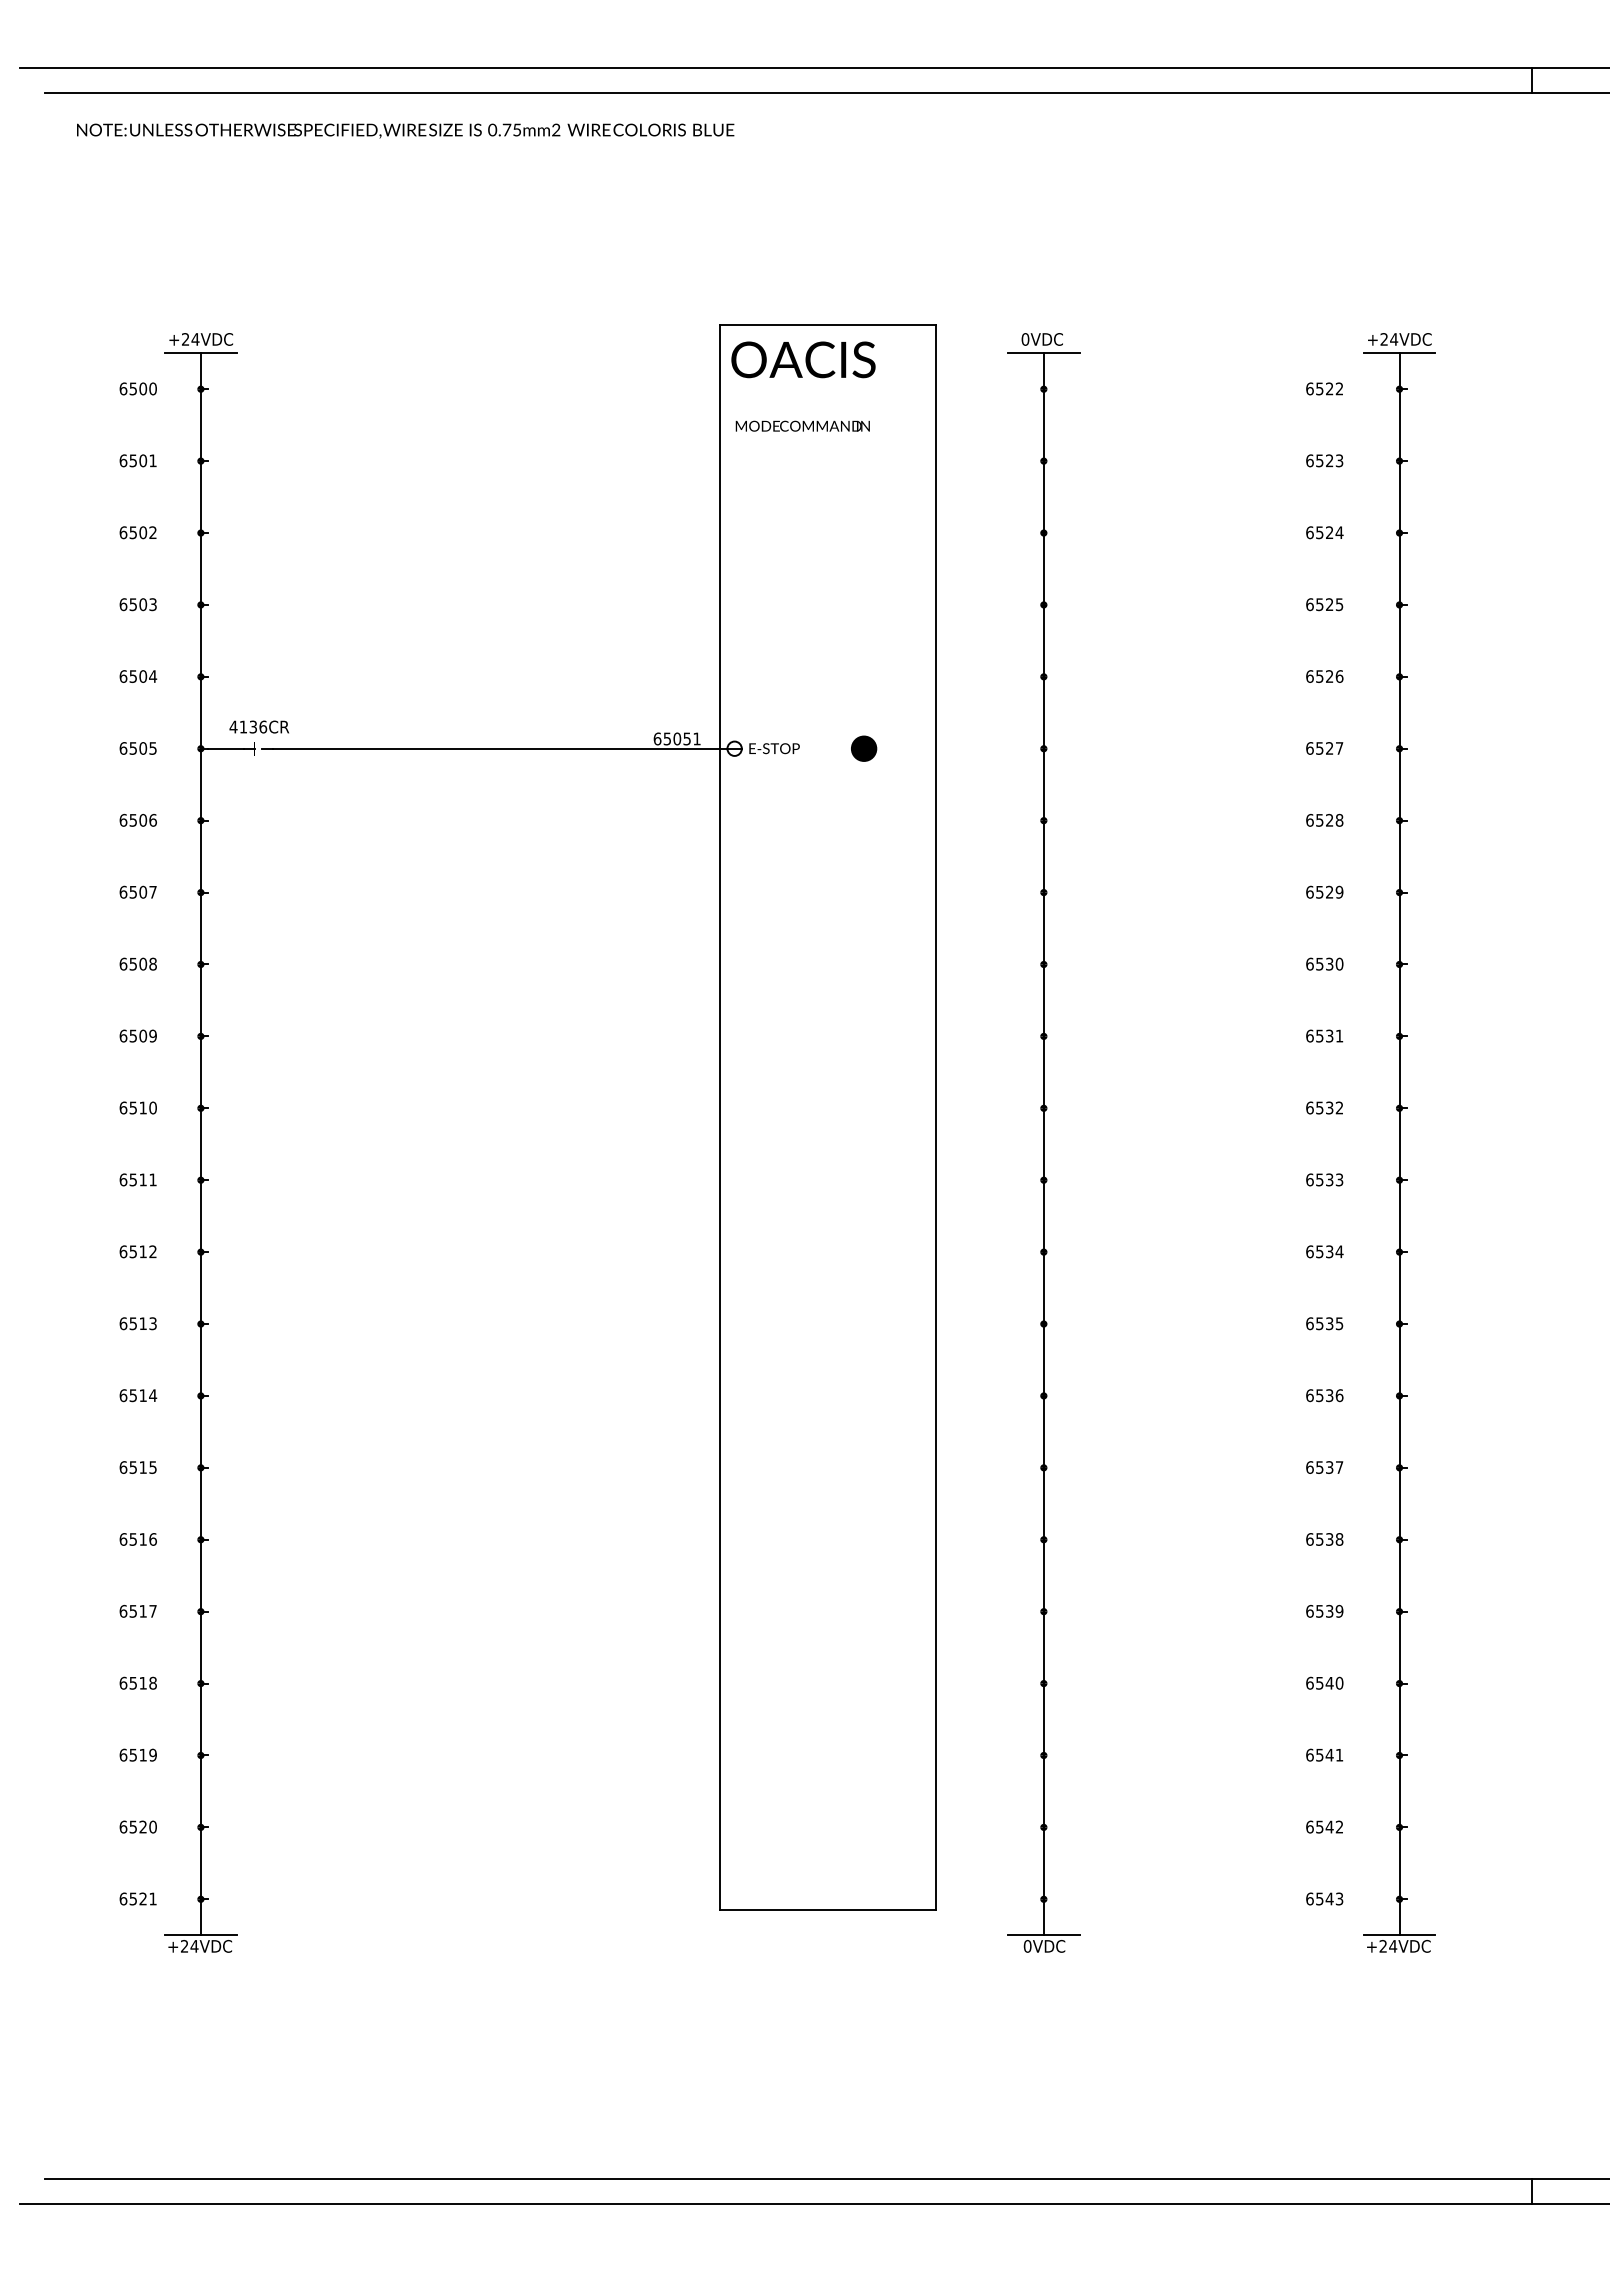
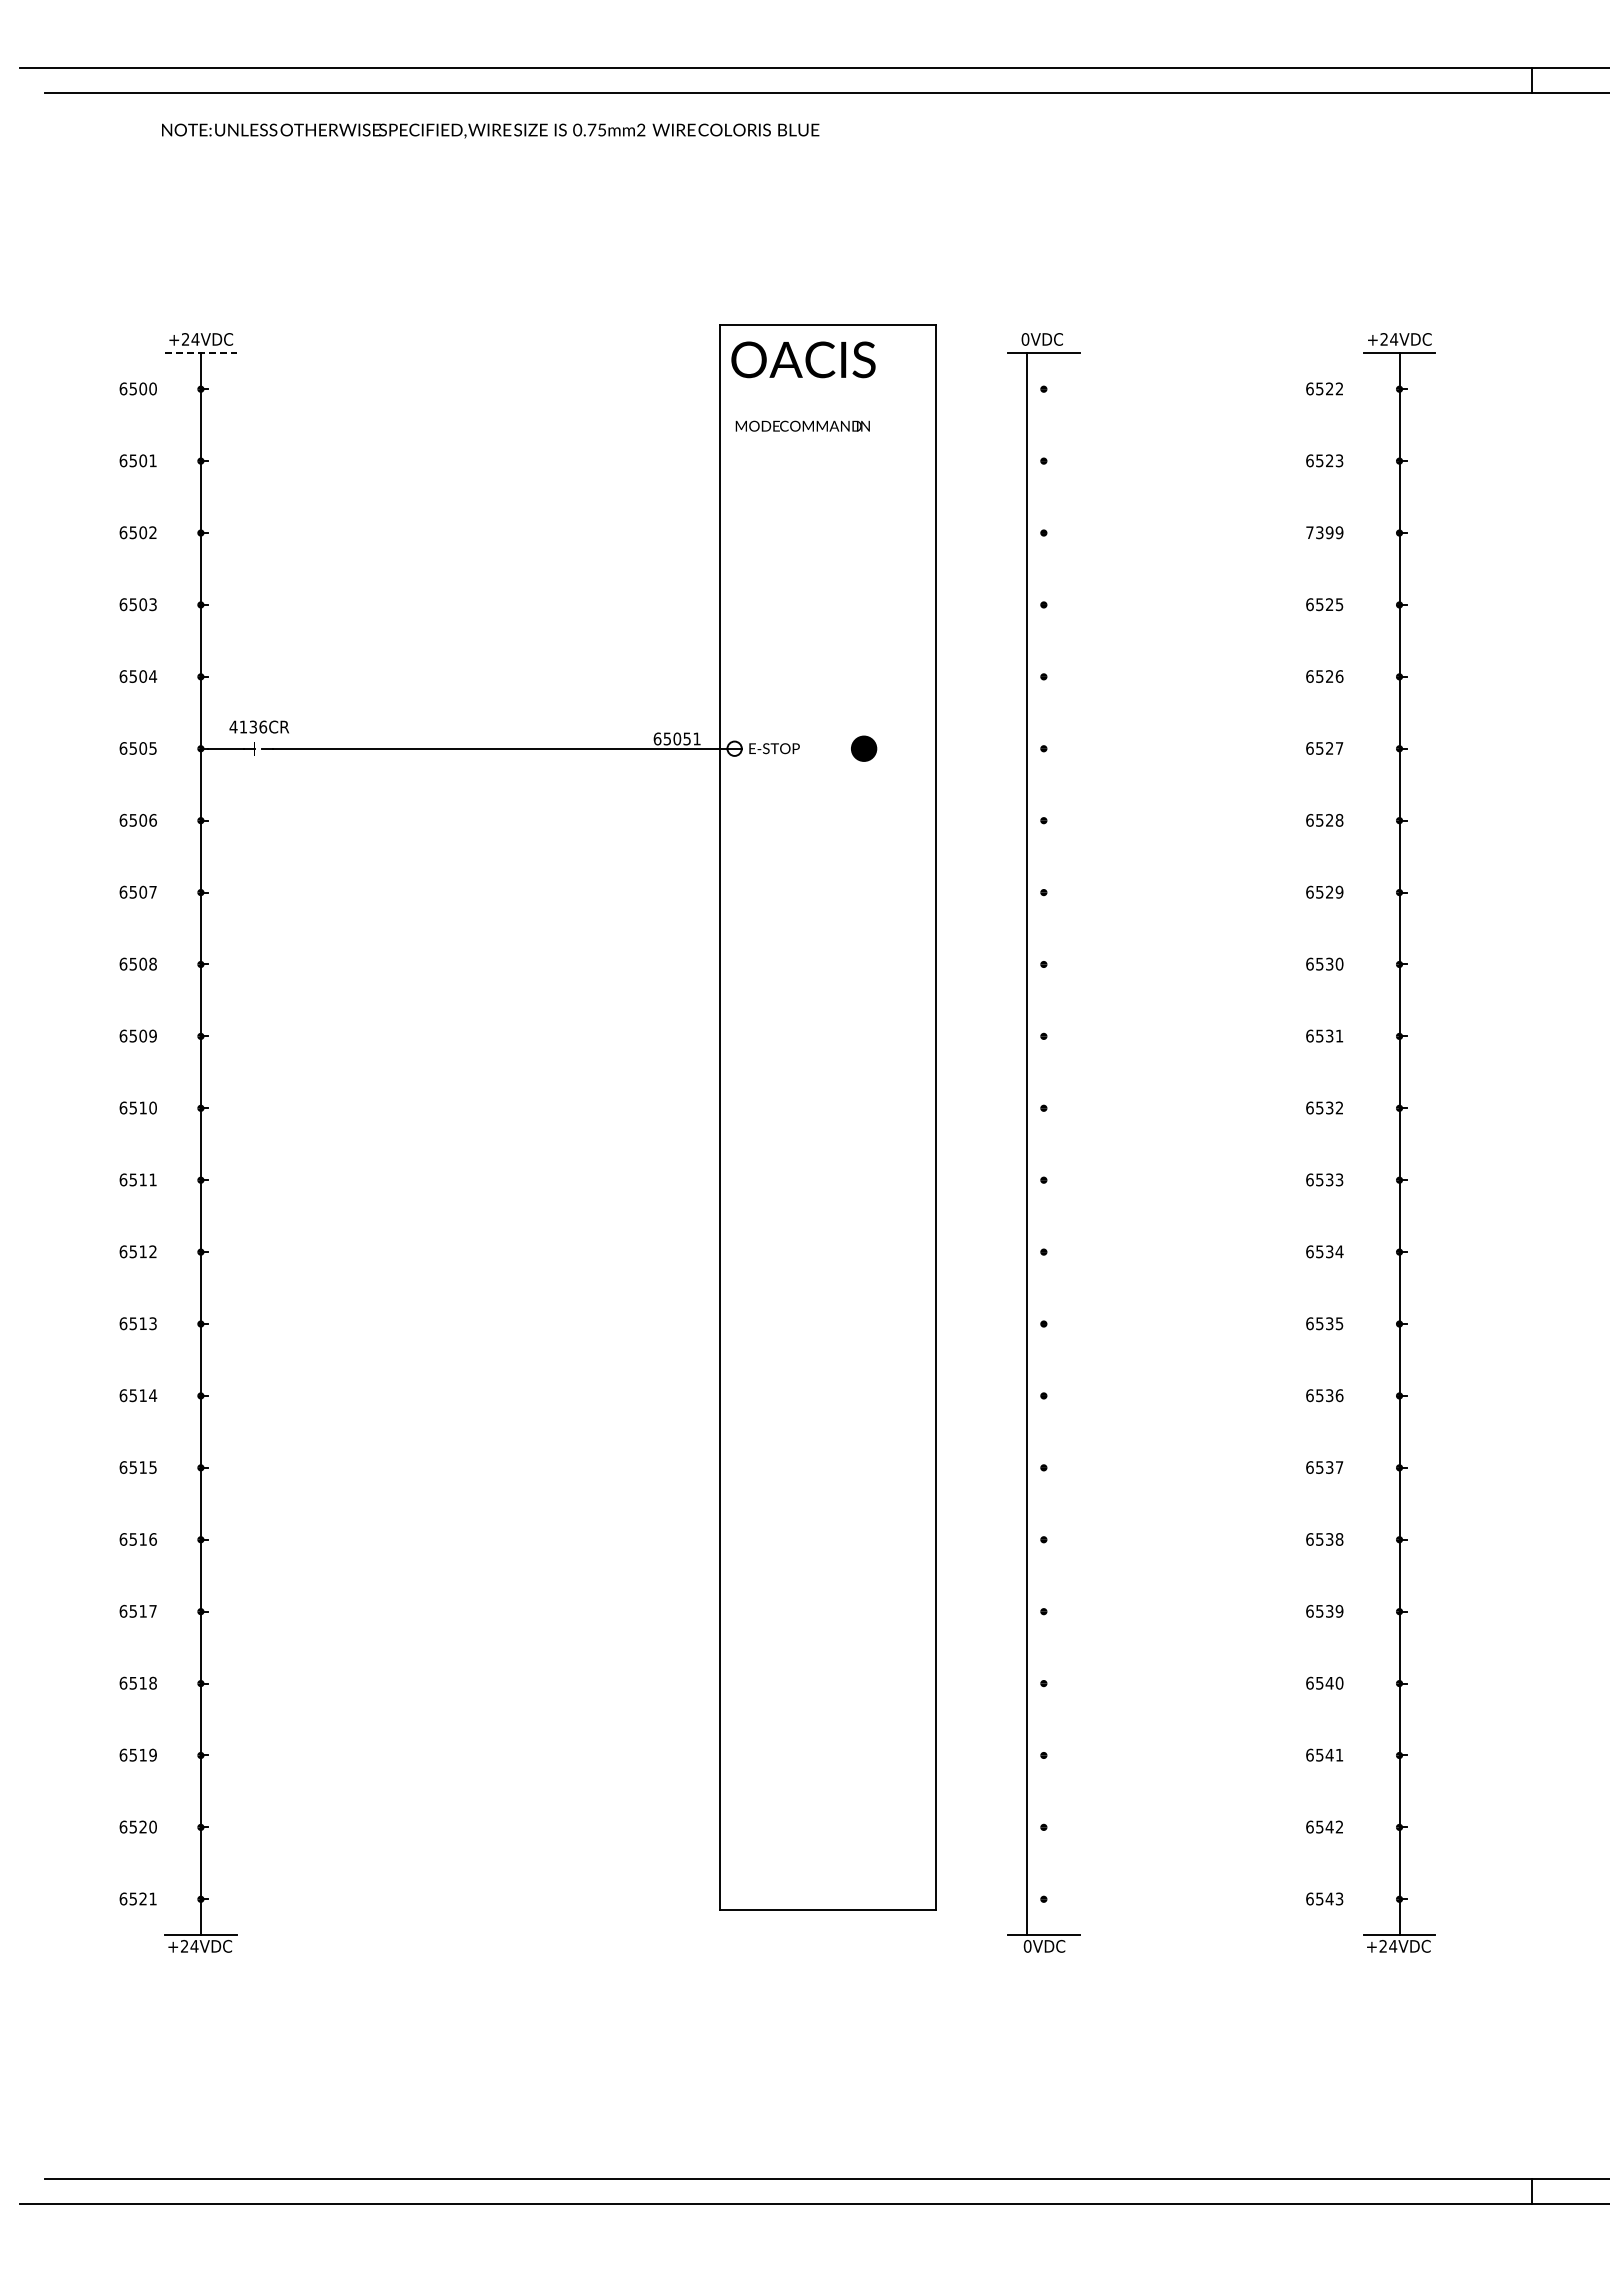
text position: (405, 130) -> (490, 130) (490, 130)
line: solid -> dashed (200, 353)
text: 6524 -> 7399 (1324, 532)
line position: (1043, 1144) -> (1026, 1144) (1026, 1144)
